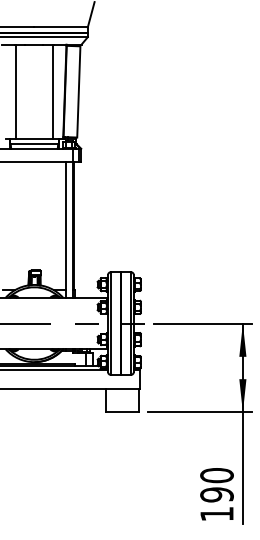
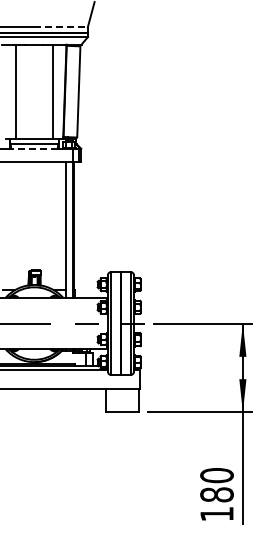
line: solid -> dashed (61, 27)
line: solid -> dashed (33, 148)
text: 190 -> 180 (216, 494)
